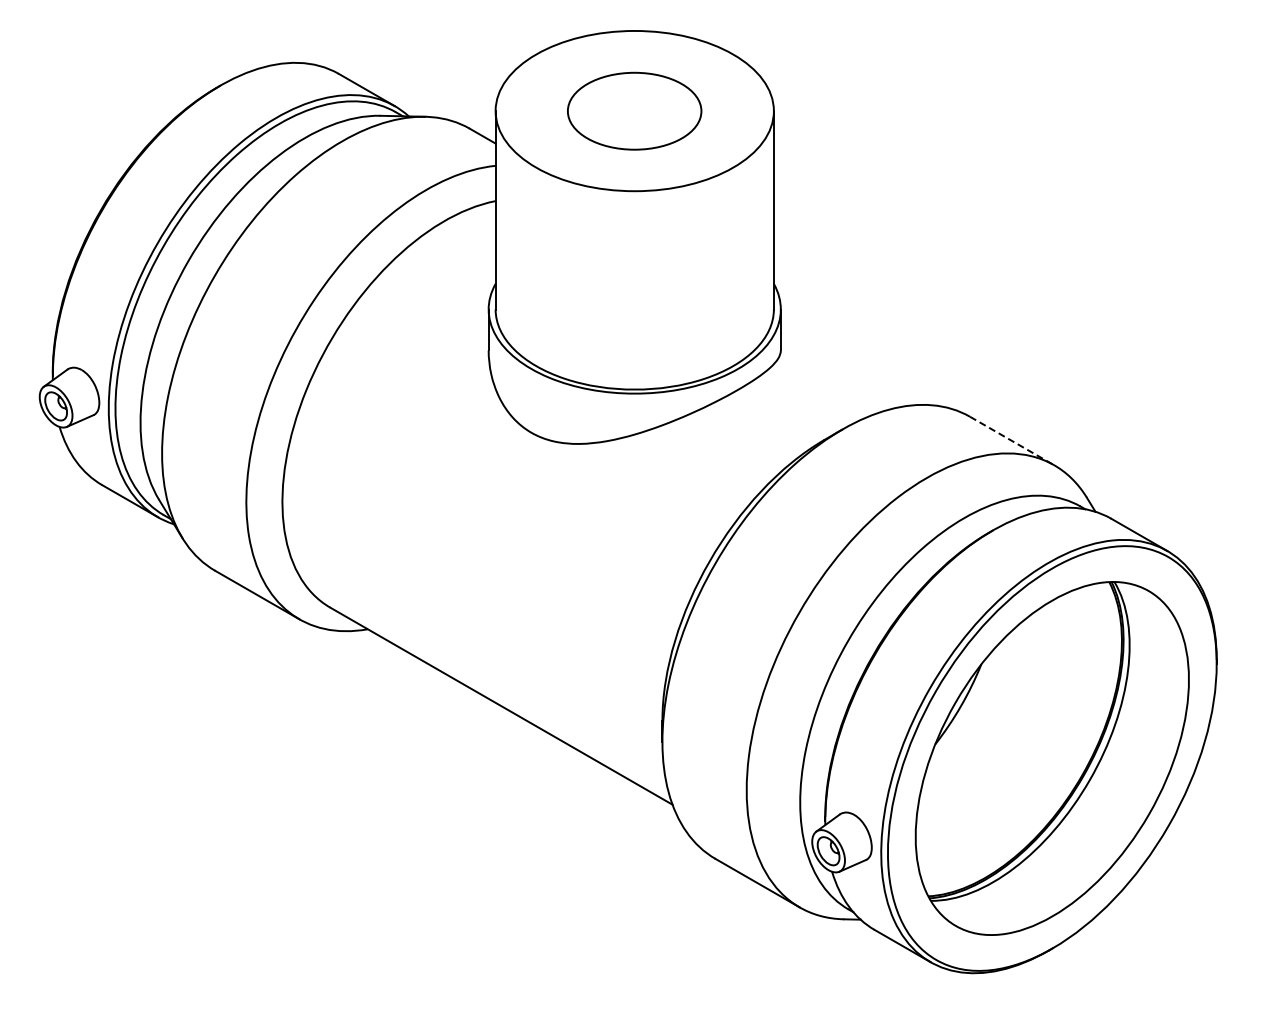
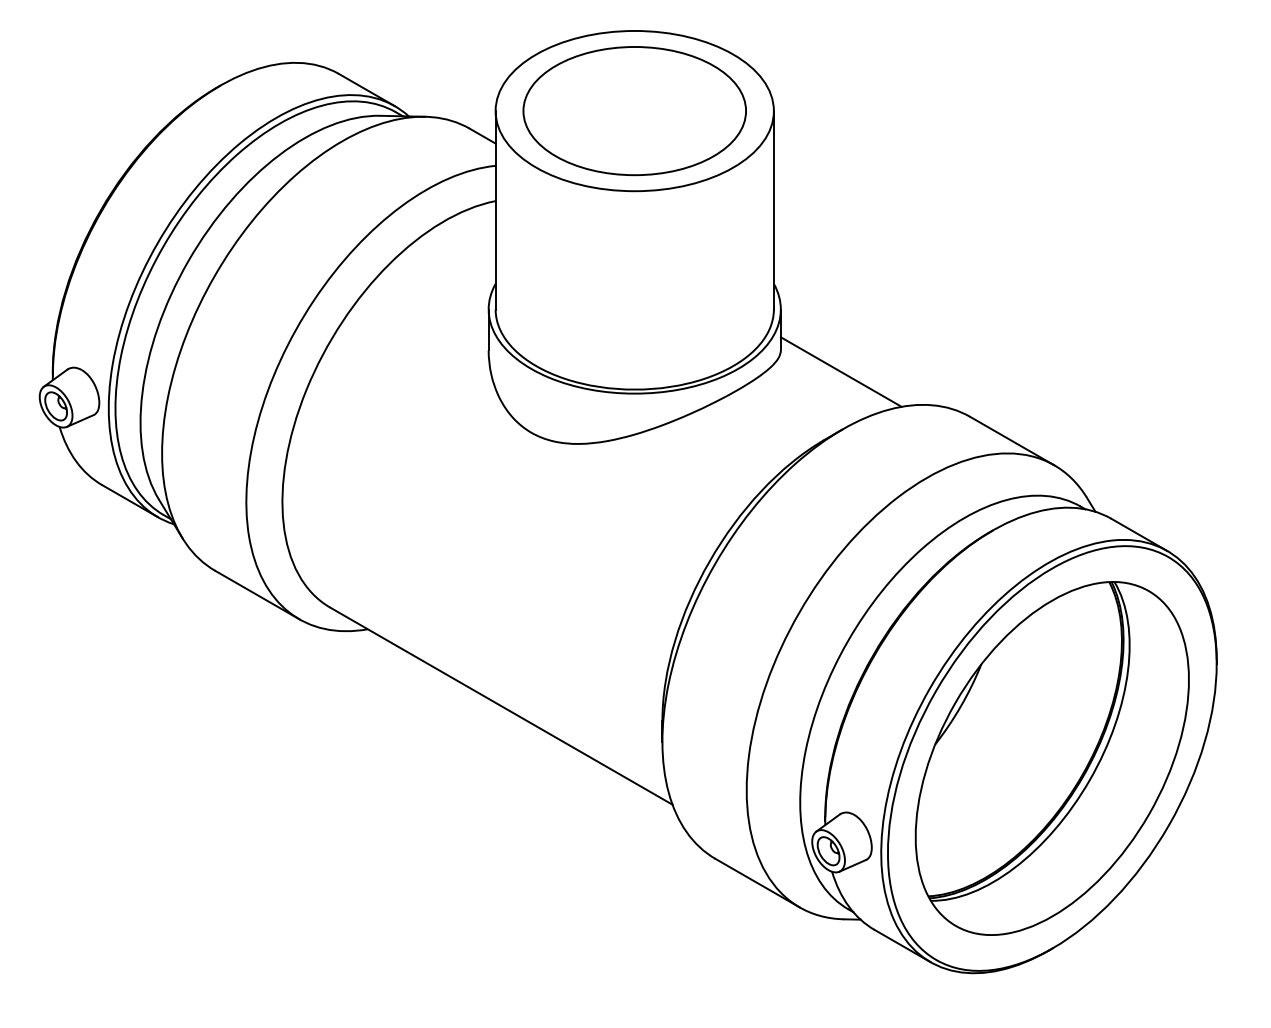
part size: 136x80 px -> 225x131 px (634, 111)
line: none -> present (840, 371)
line: dashed -> solid (1012, 441)
